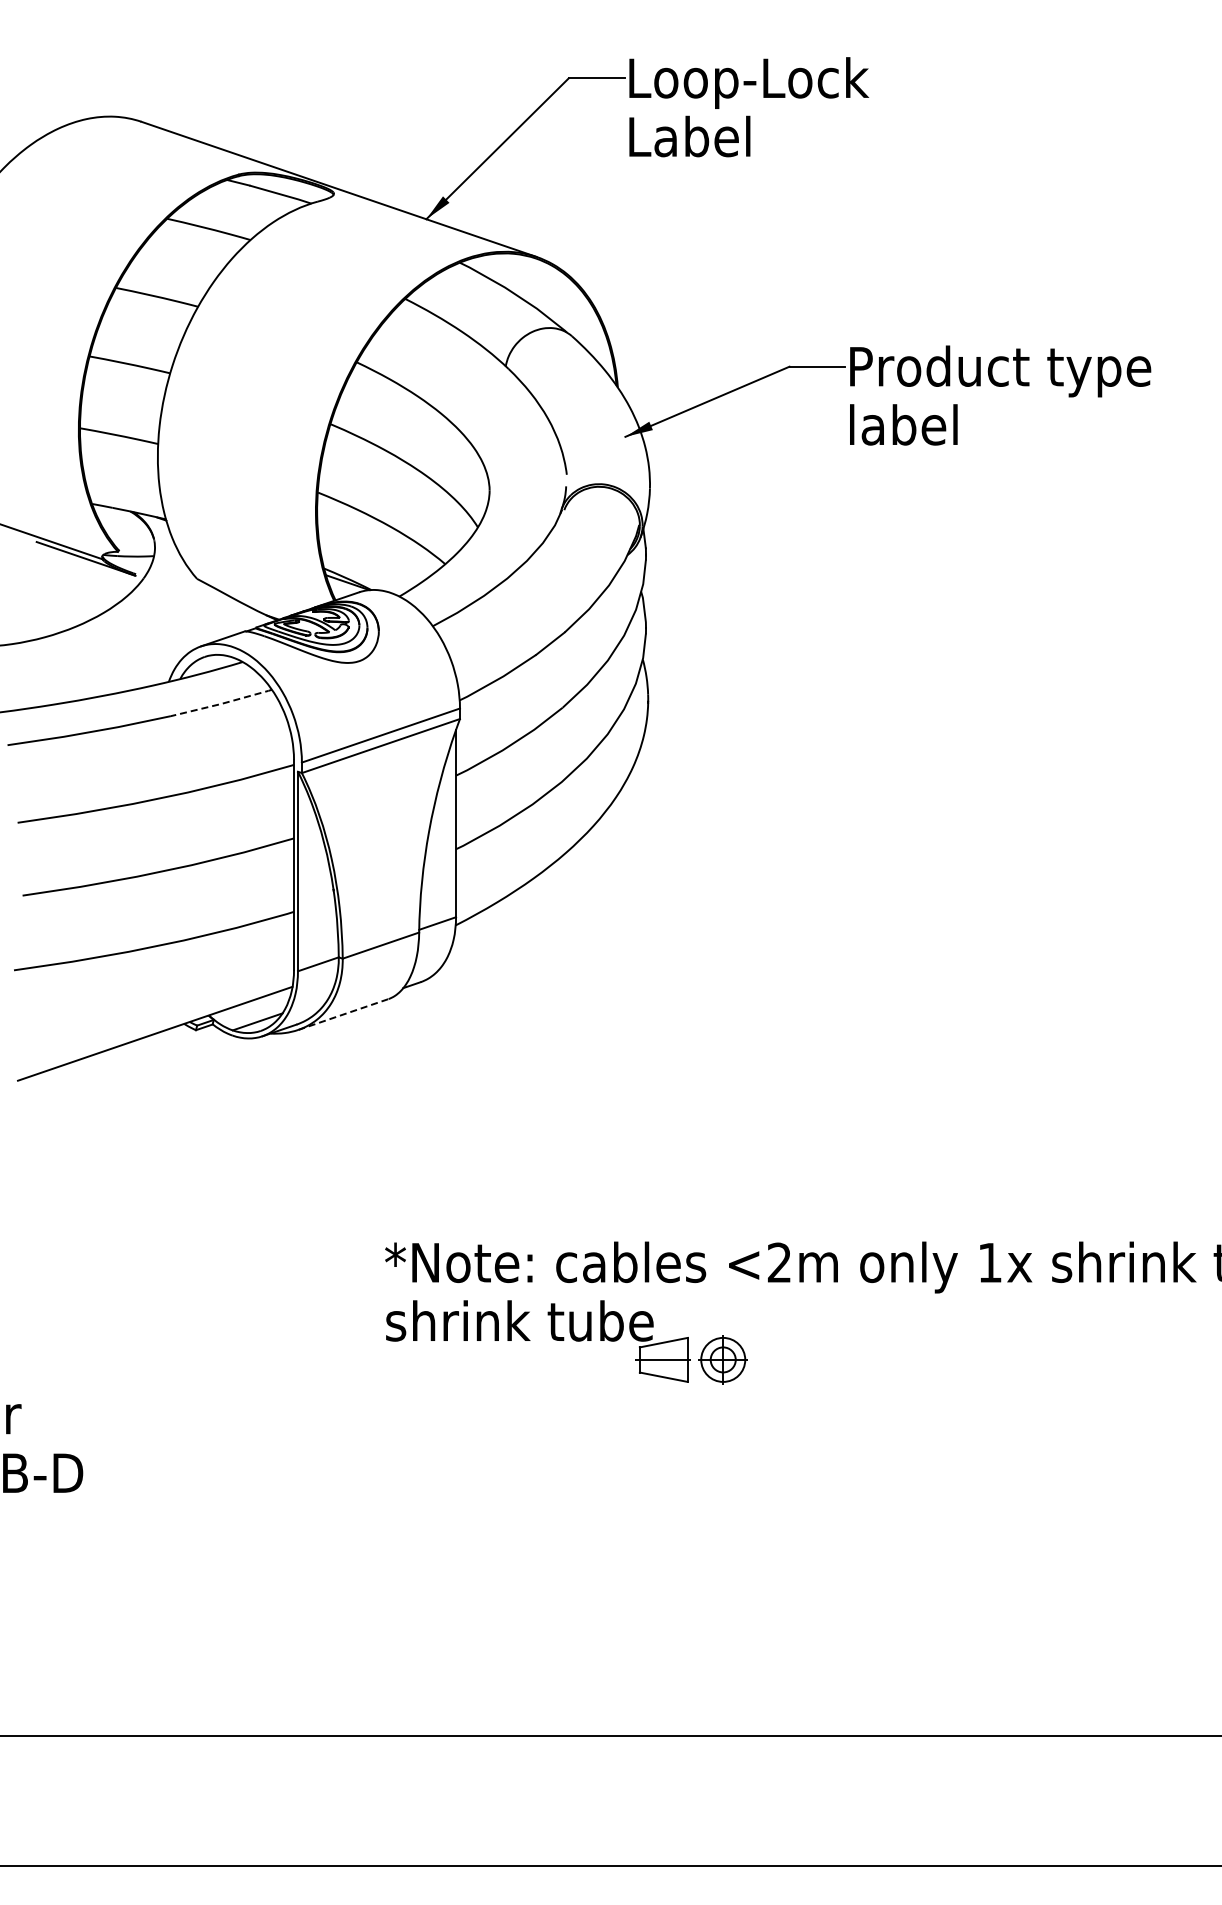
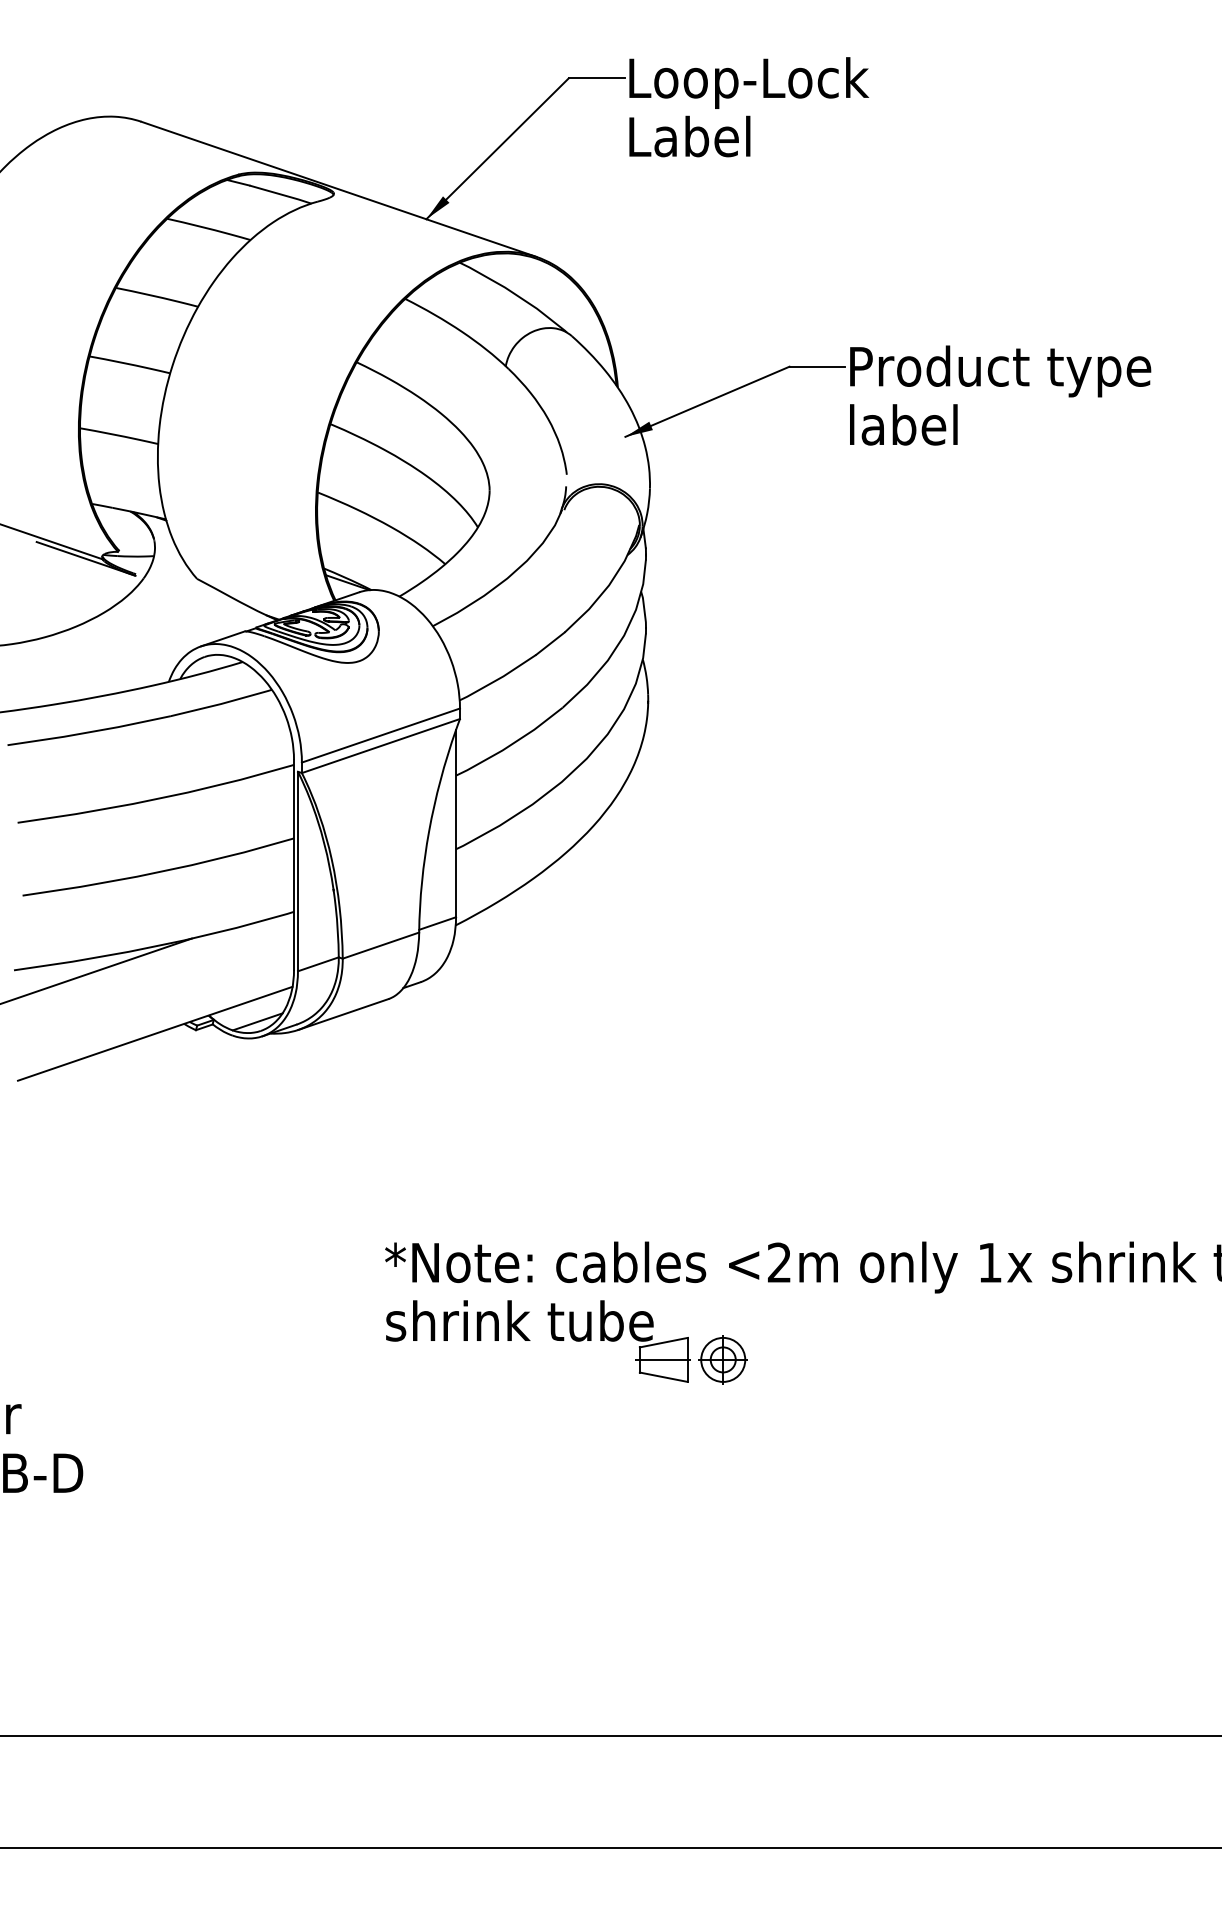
line: dashed -> solid (221, 703)
line: none -> present (96, 970)
line: dashed -> solid (343, 1014)
line position: (610, 1865) -> (610, 1847) (610, 1847)
